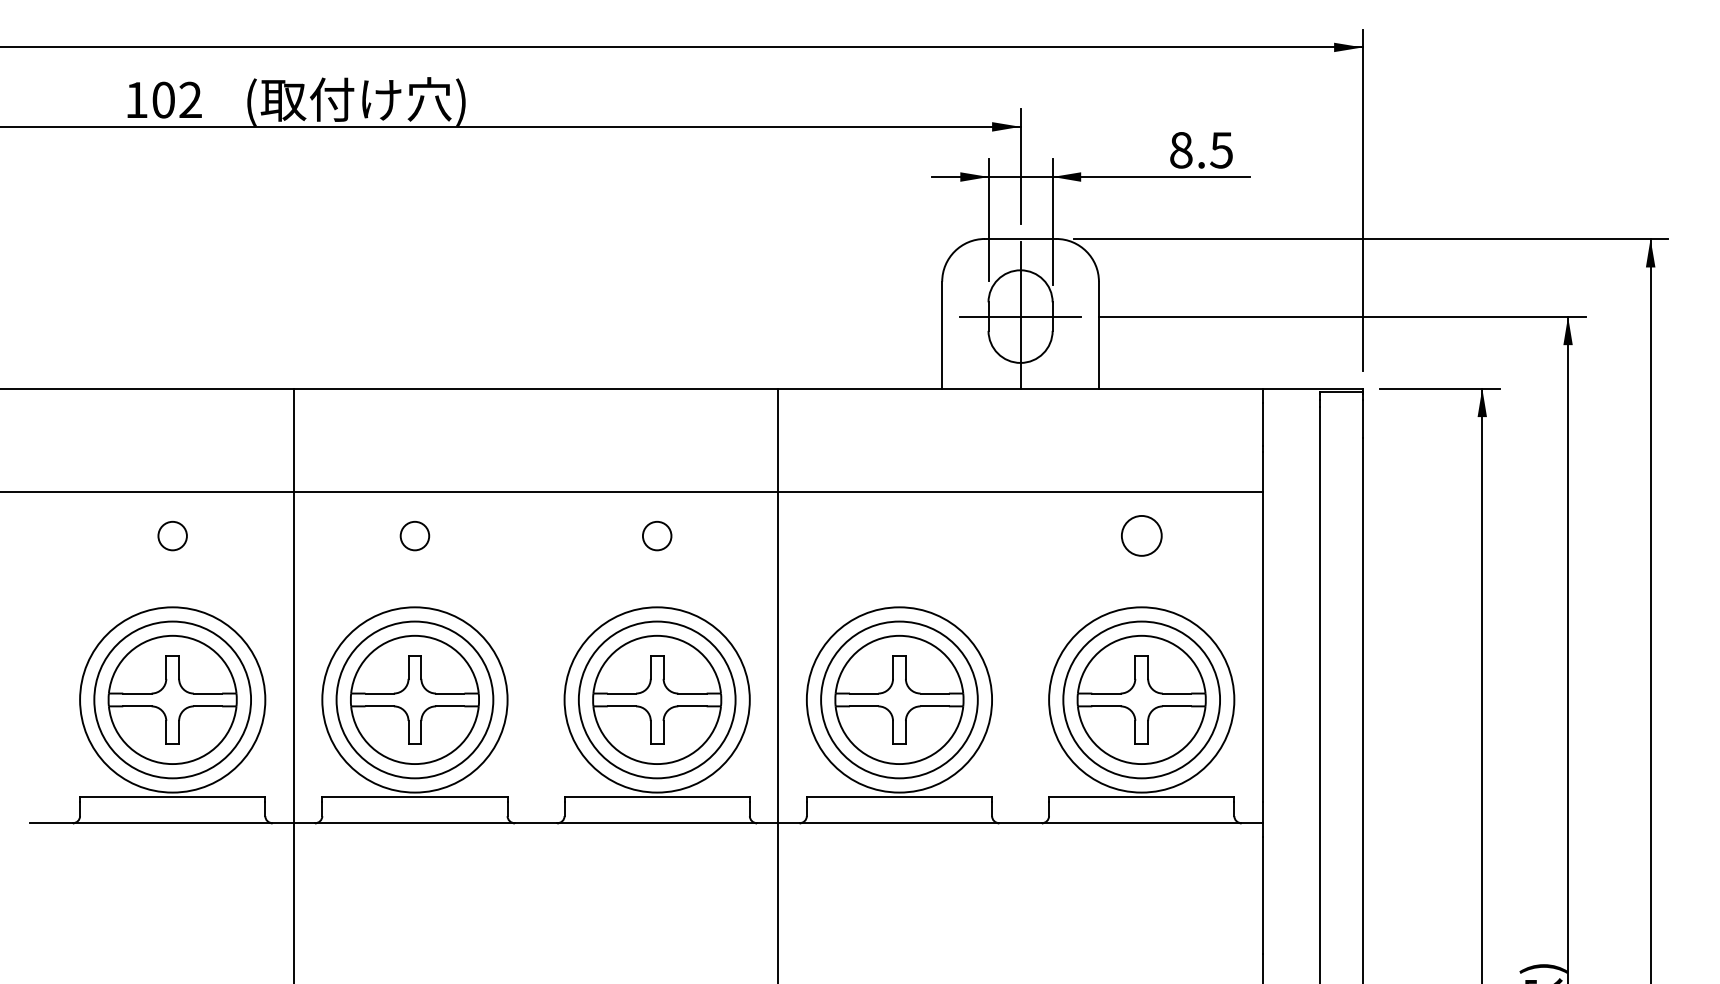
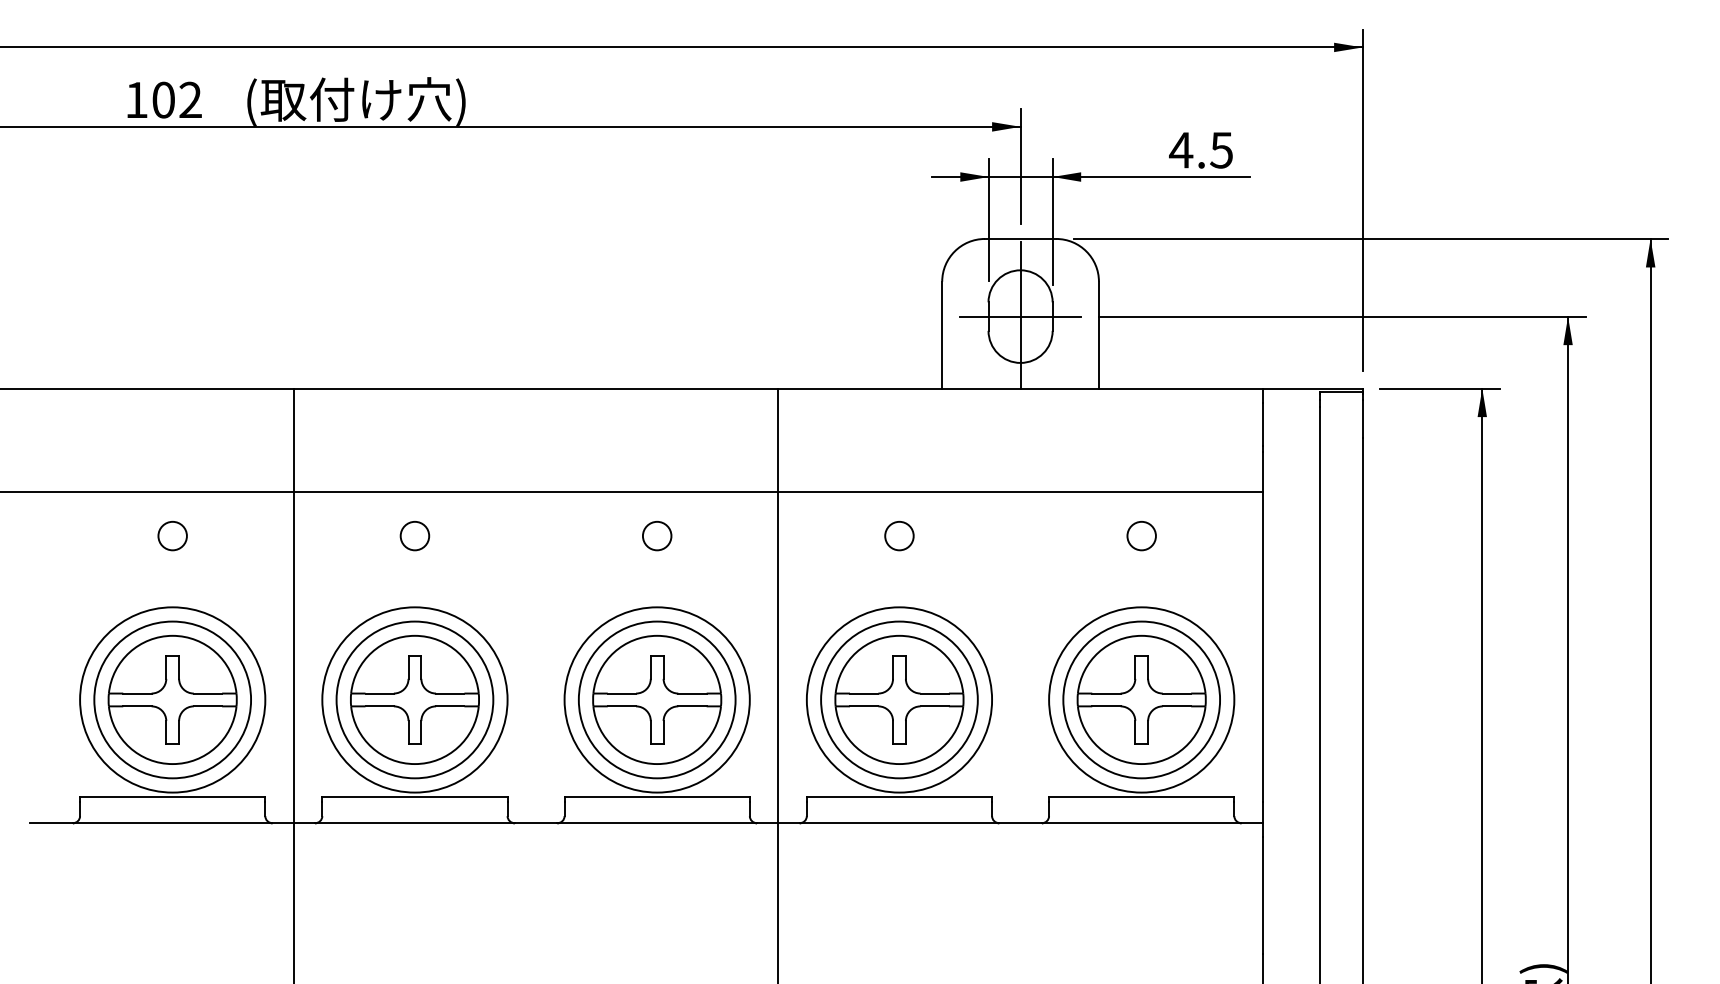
text: 8.5 -> 4.5 (1181, 150)
circle size: 42x42 px -> 31x31 px (1141, 536)
circle: none -> present (899, 536)
